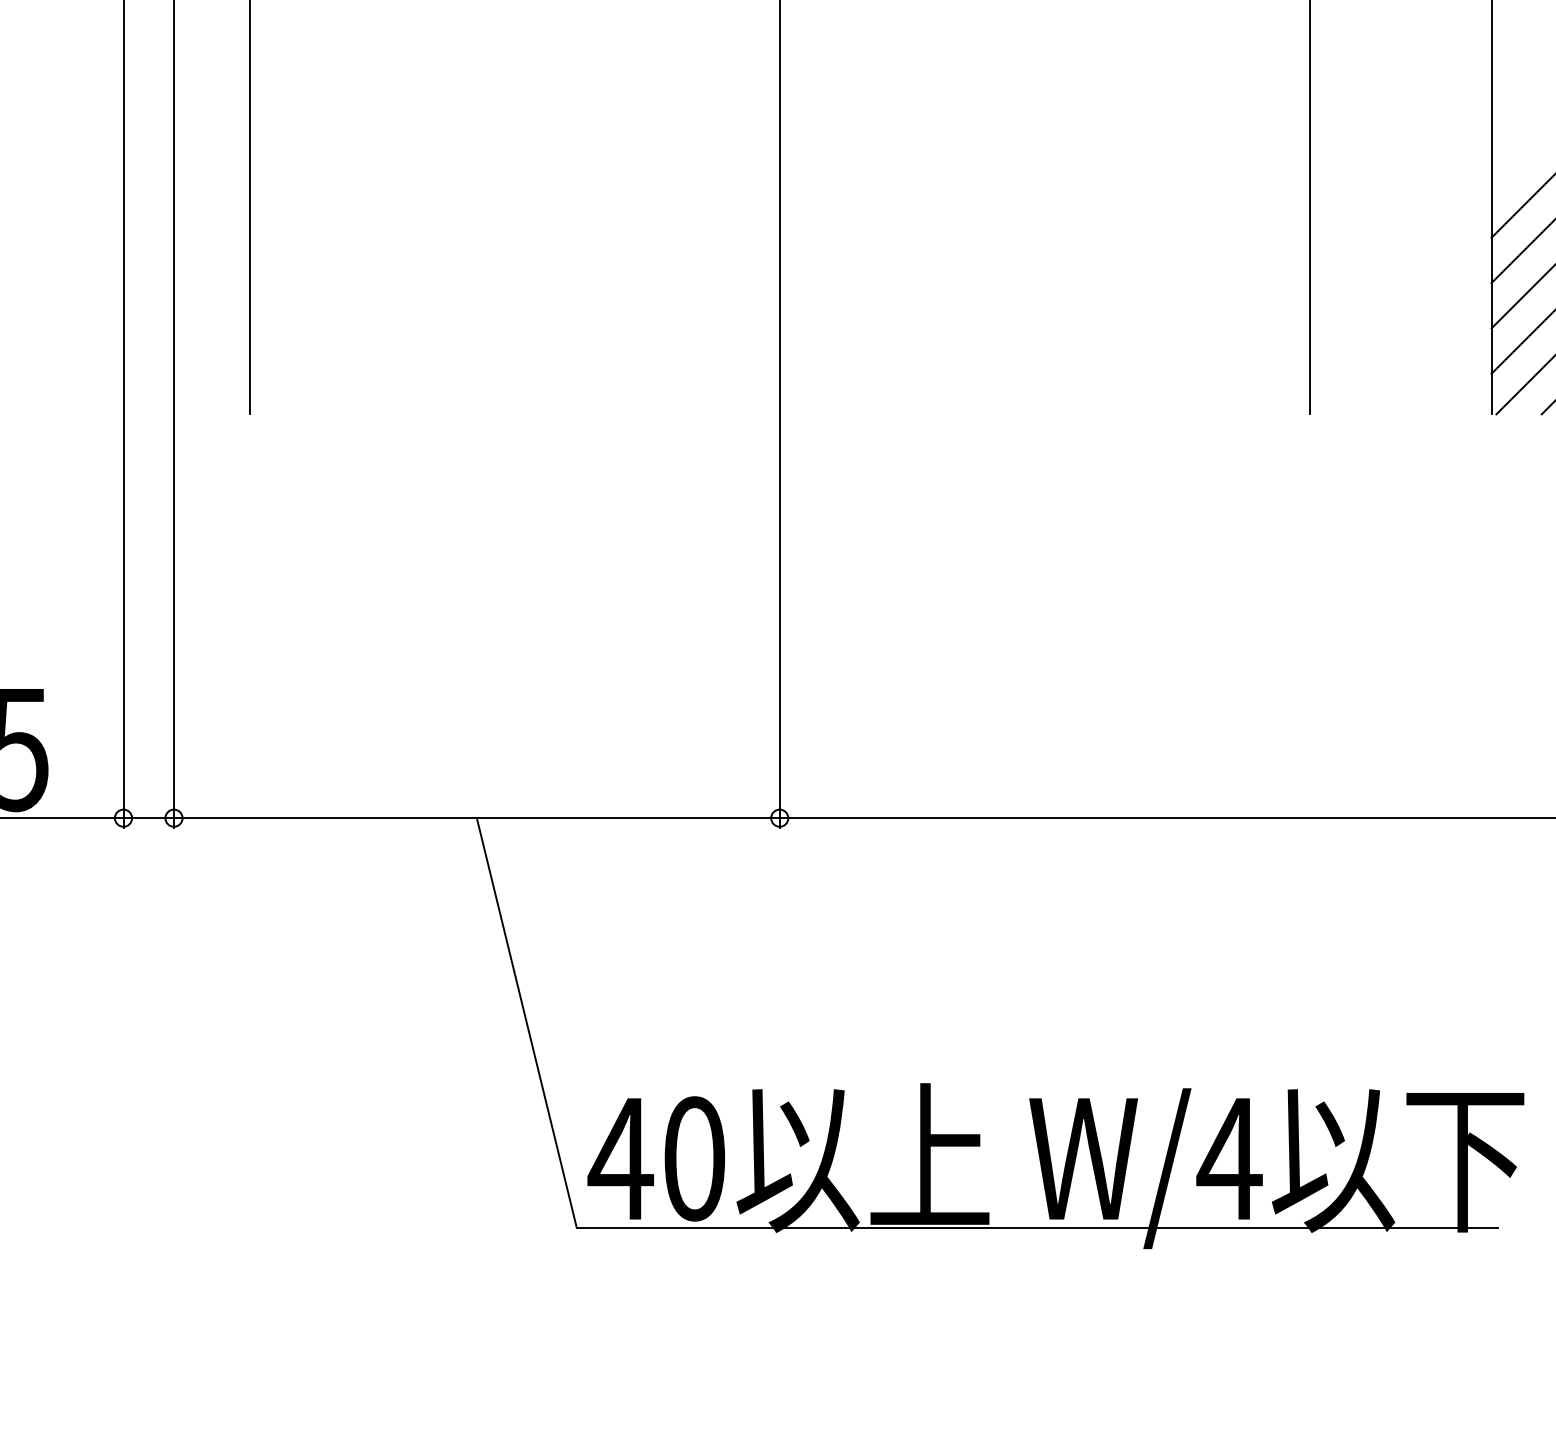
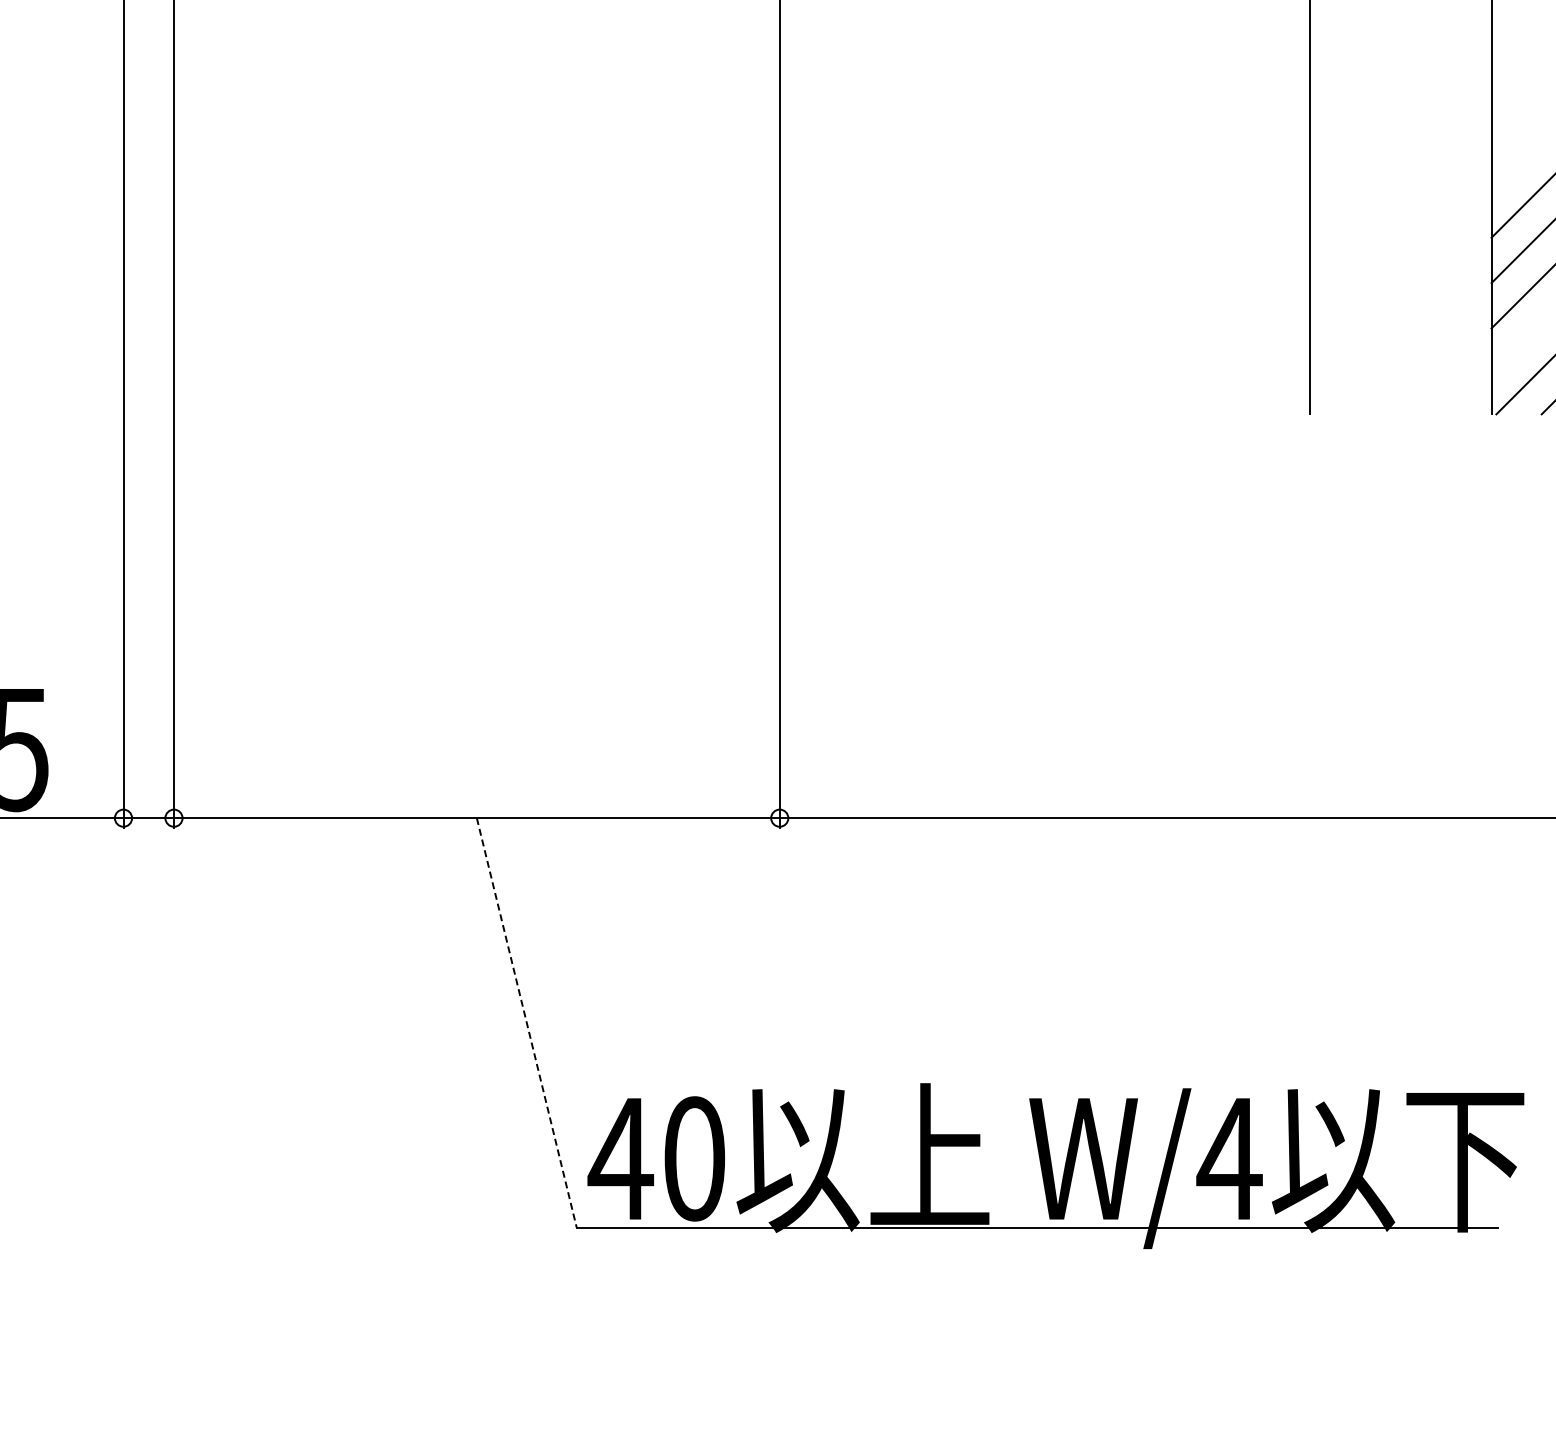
line: present -> none (249, 208)
line: present -> none (1521, 342)
line: solid -> dashed (526, 1022)
